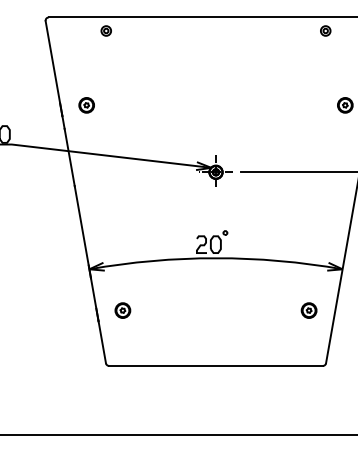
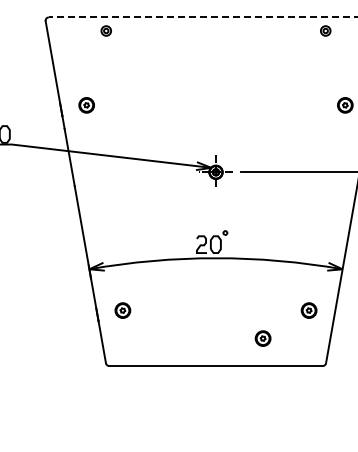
line: solid -> dashed (202, 17)
part: none -> present (262, 338)
line: present -> none (178, 434)
